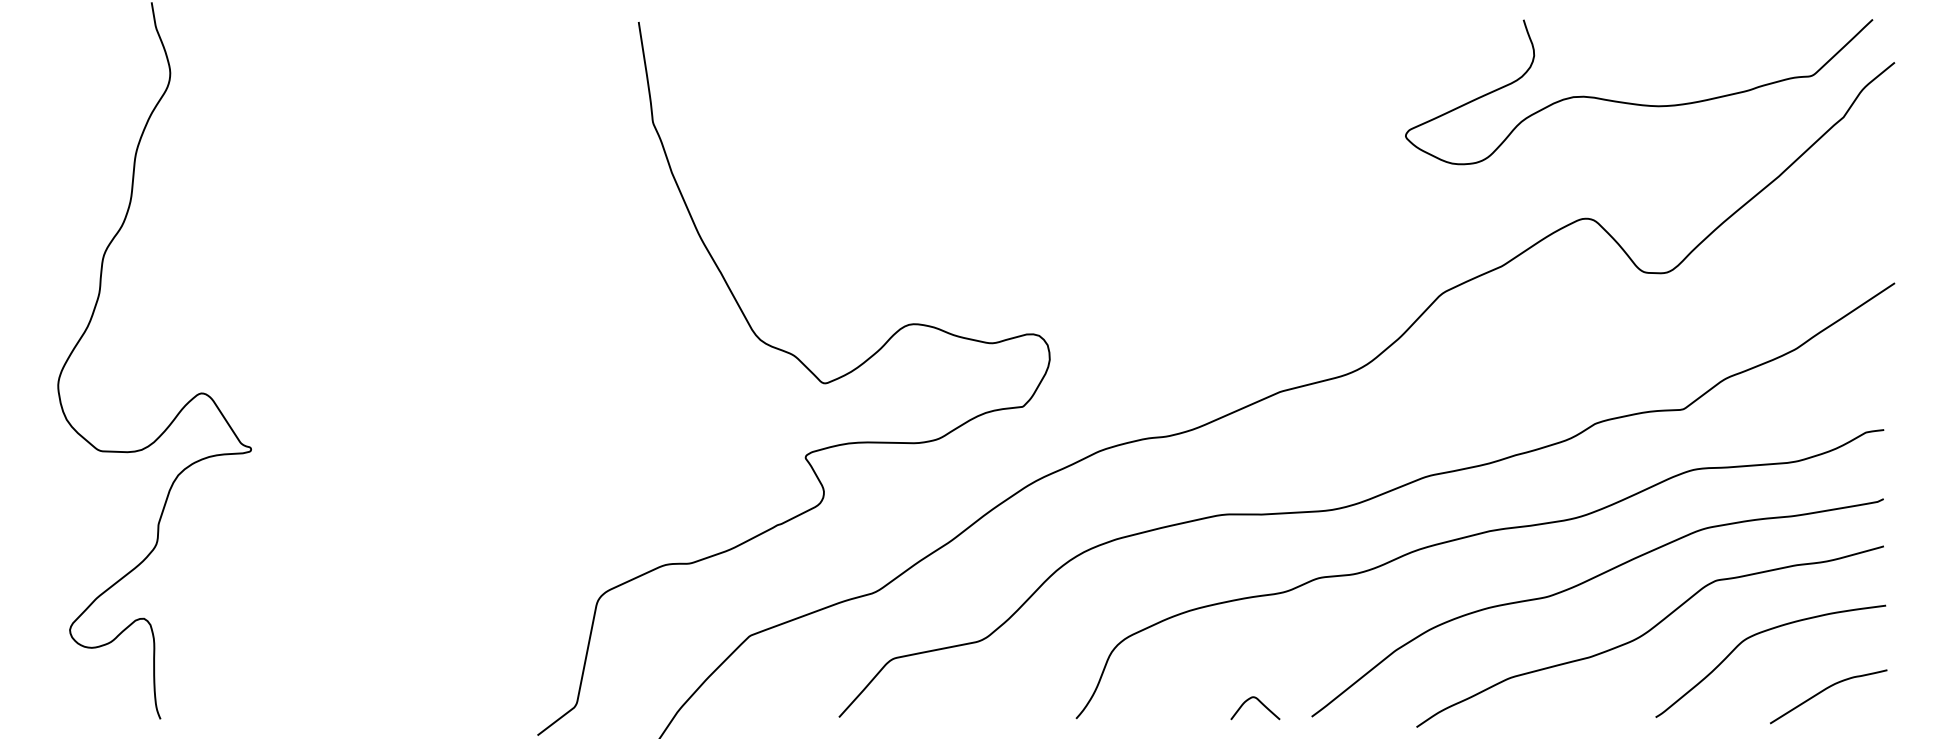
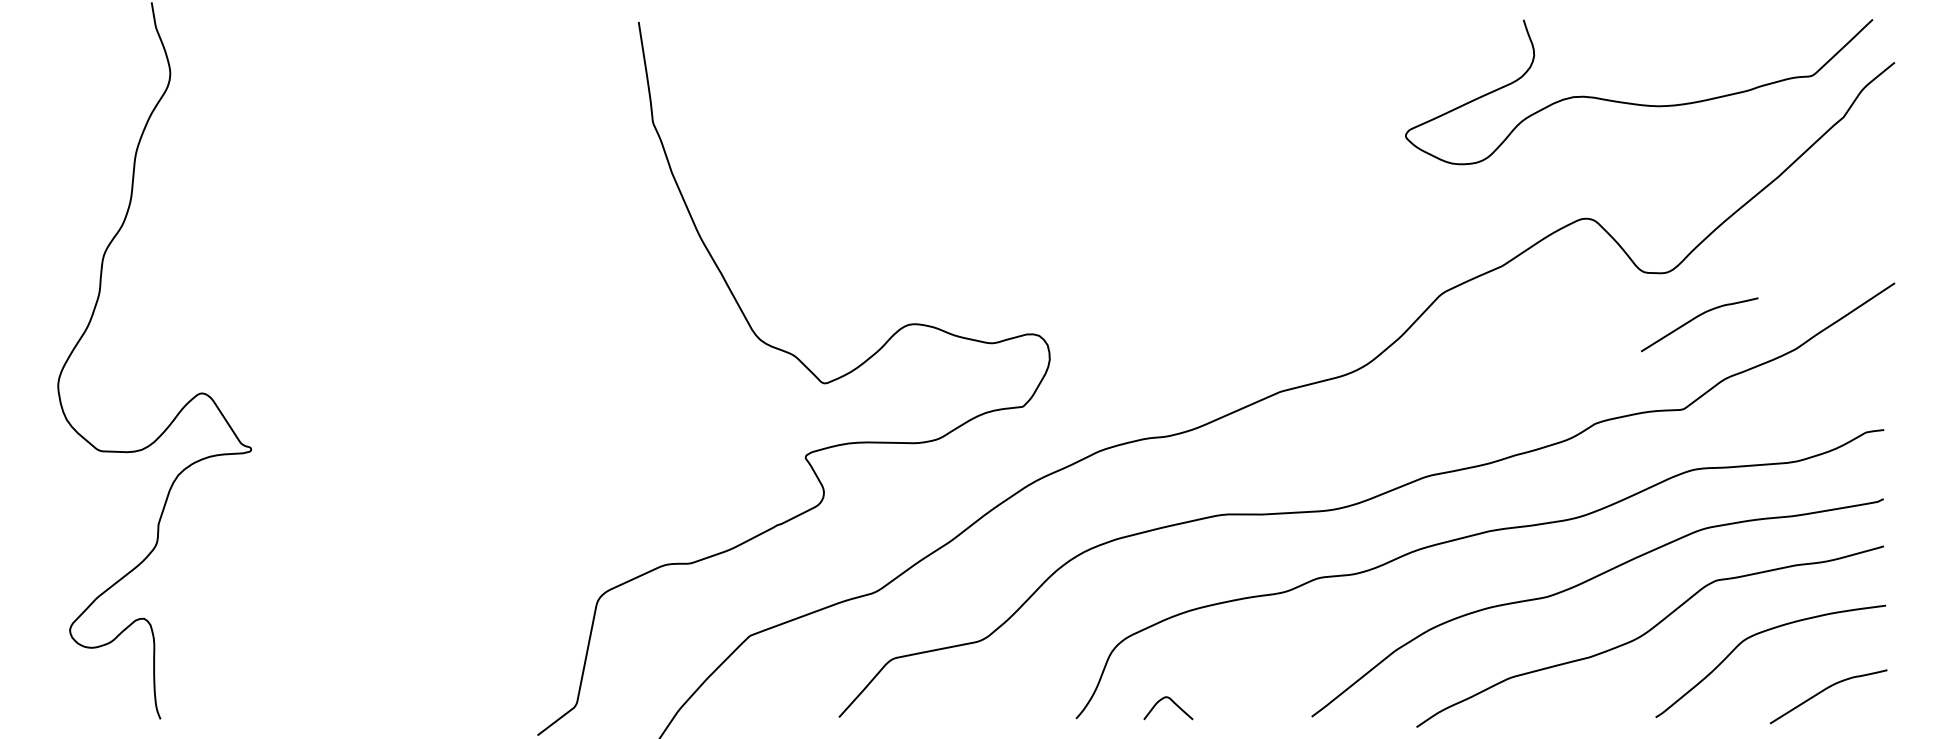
curve: none -> present (1696, 318)
curve position: (1260, 703) -> (1173, 703) (1173, 703)
